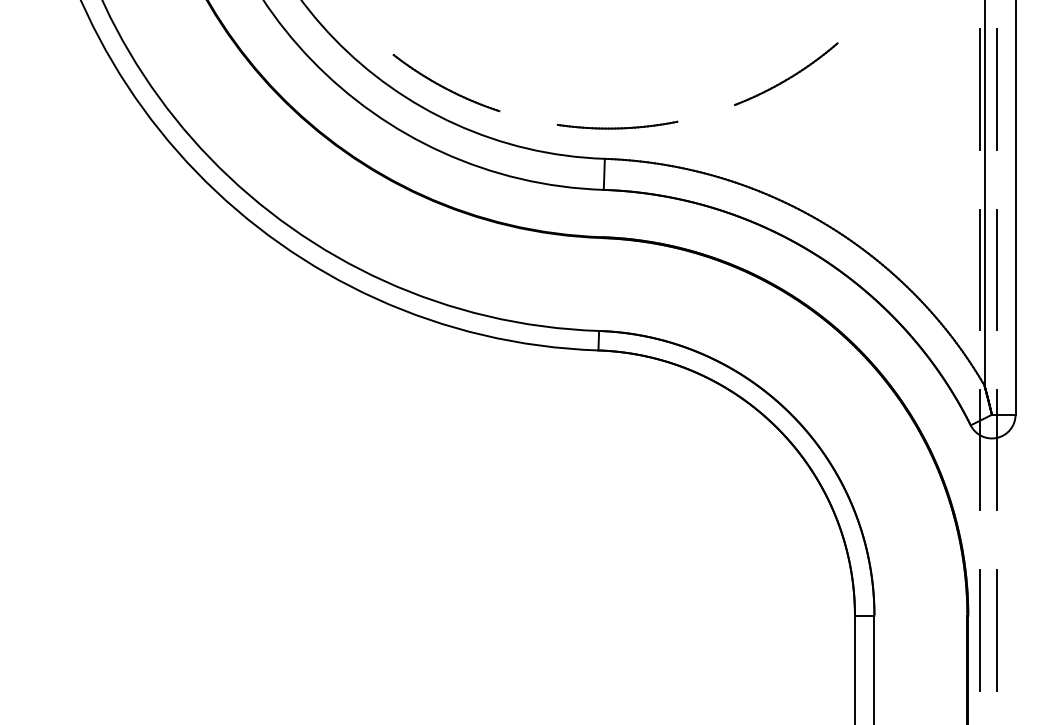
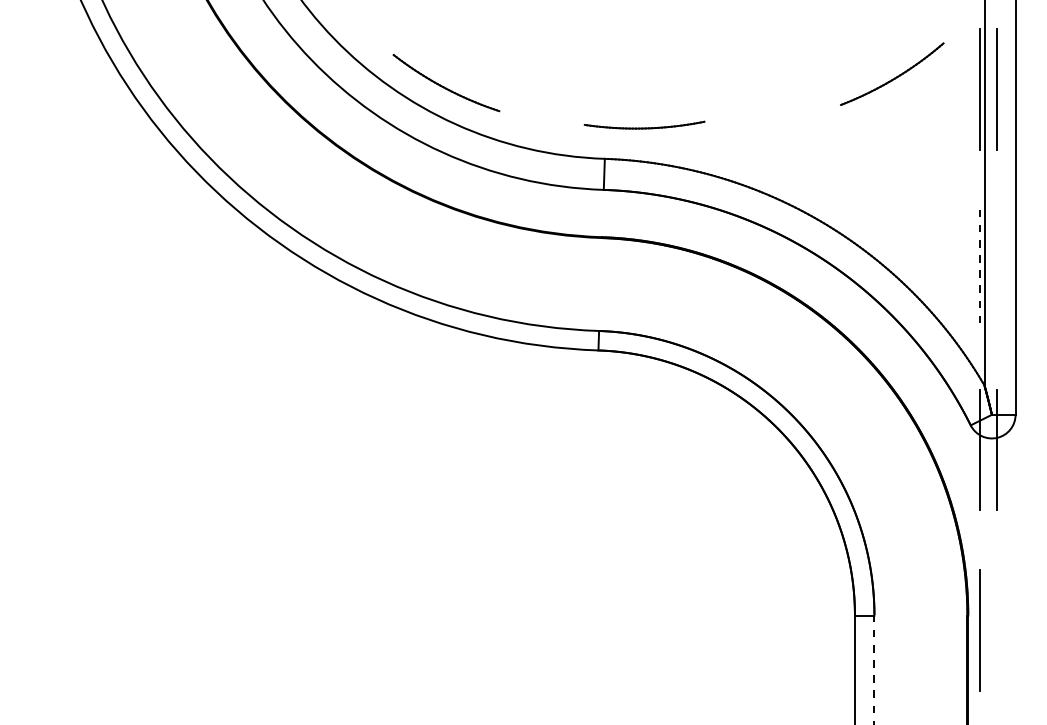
part position: (786, 73) -> (892, 73) (892, 73)
part position: (617, 124) -> (644, 124) (644, 124)
line: present -> none (996, 269)
line: solid -> dashed (979, 270)
line: present -> none (996, 630)
line: solid -> dashed (874, 669)
